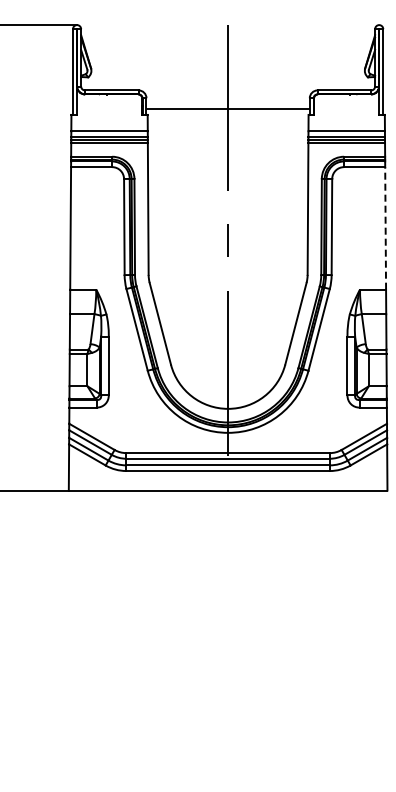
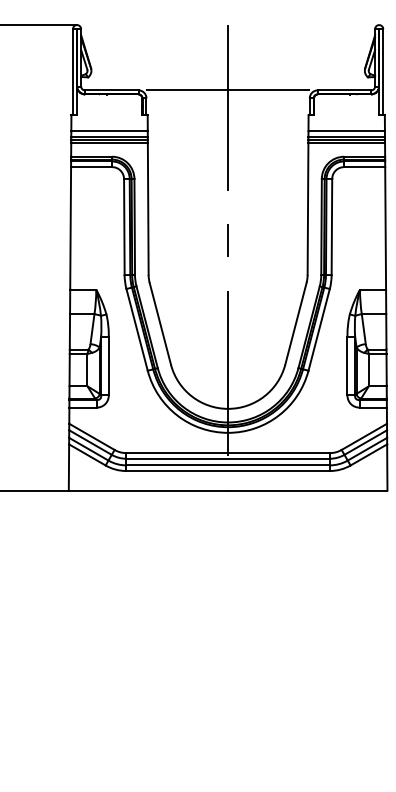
line position: (227, 109) -> (227, 90) (227, 90)
line: dashed -> solid (385, 227)
